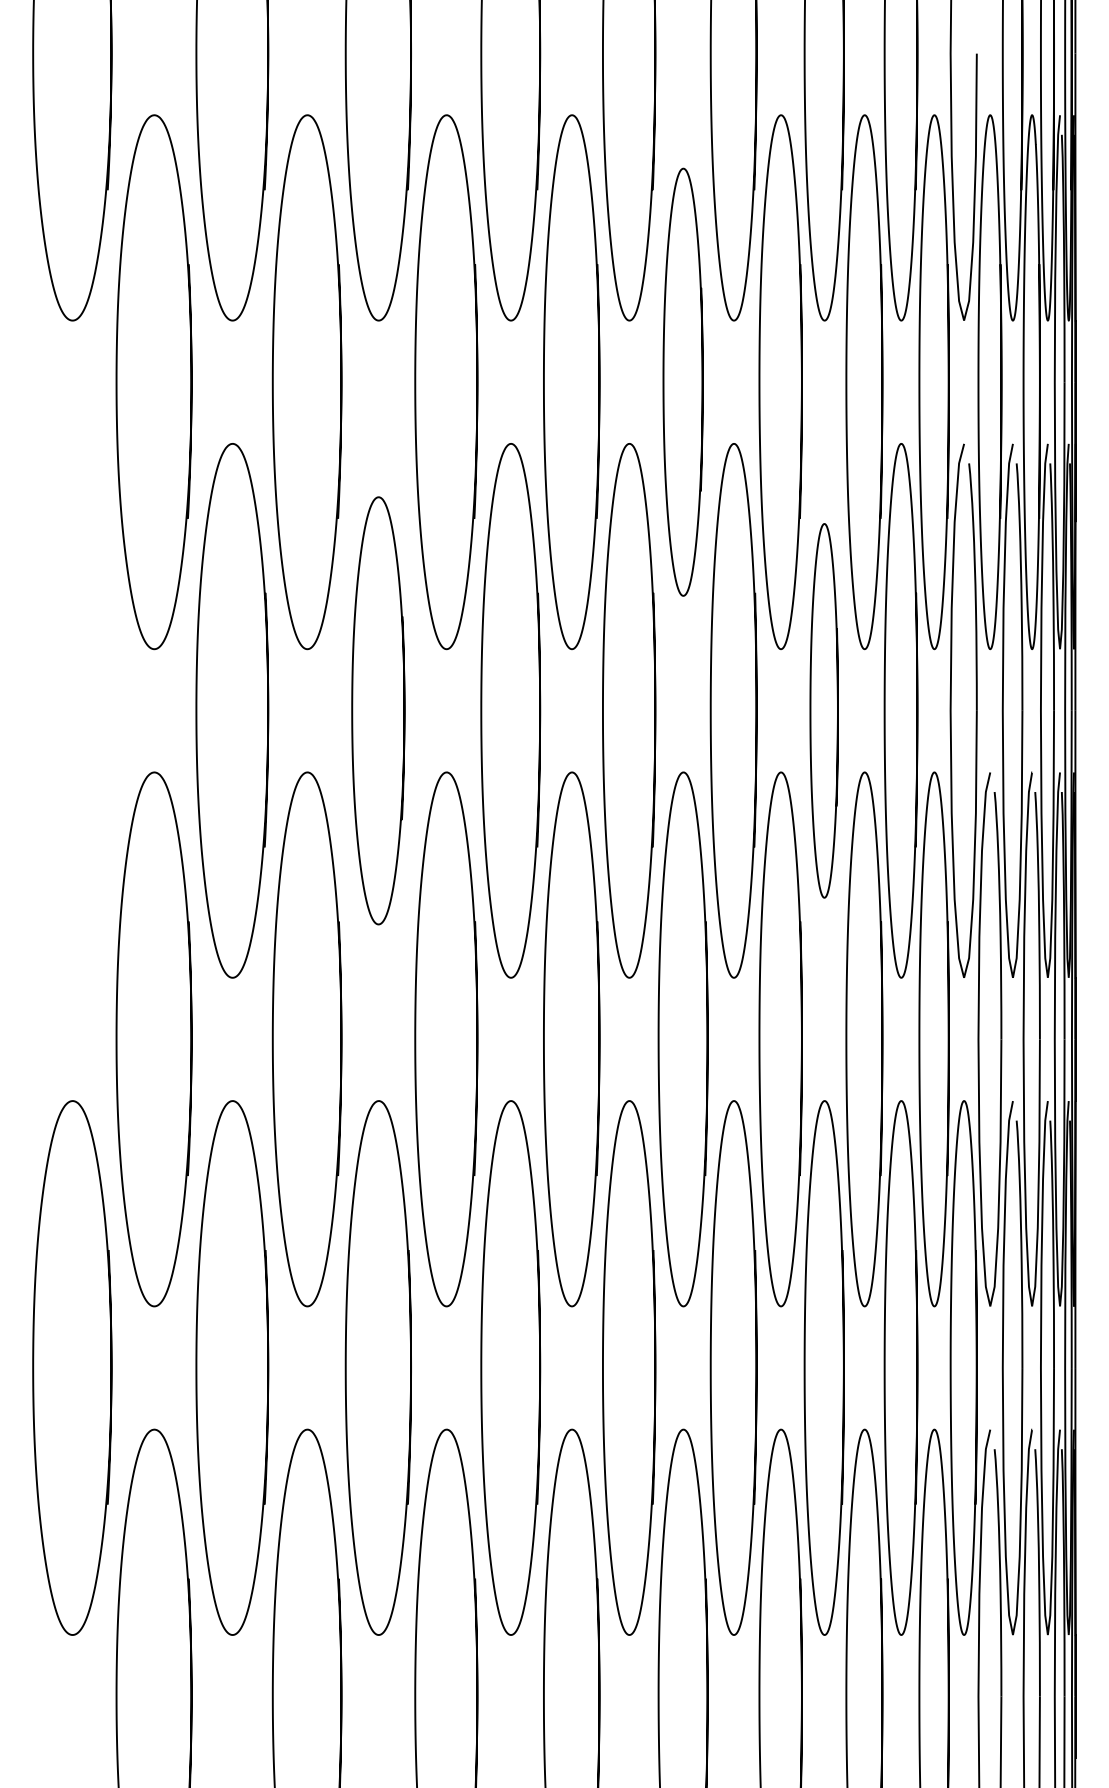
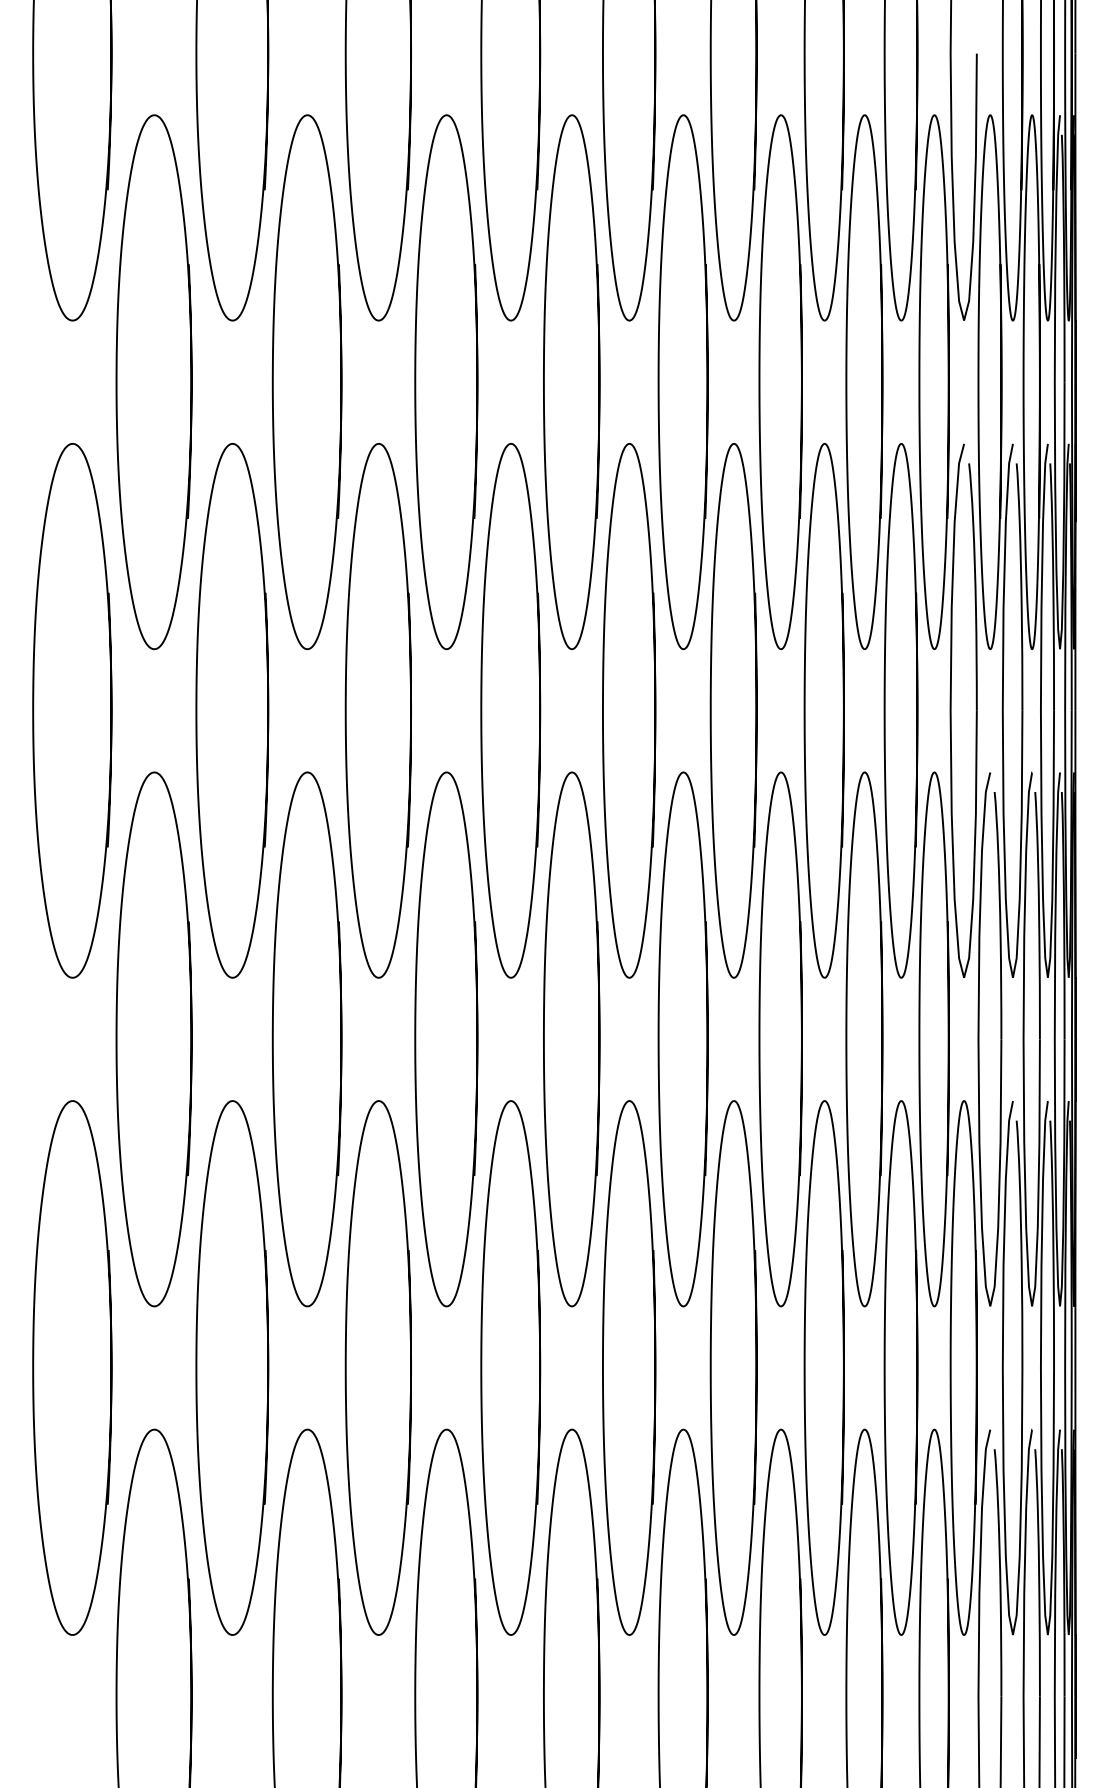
part size: 42x430 px -> 52x537 px (682, 382)
part: none -> present (72, 710)
part size: 55x430 px -> 68x536 px (377, 710)
part size: 30x376 px -> 42x536 px (823, 710)
